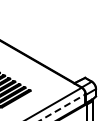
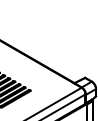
line: dashed -> solid (63, 107)
